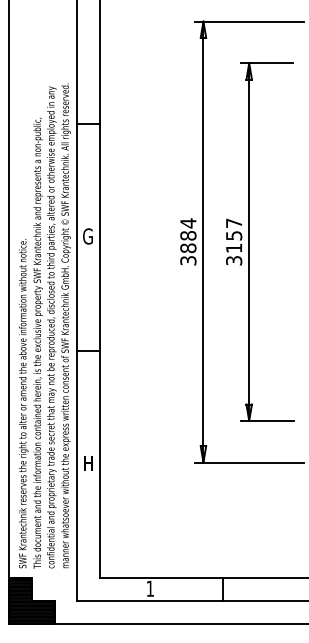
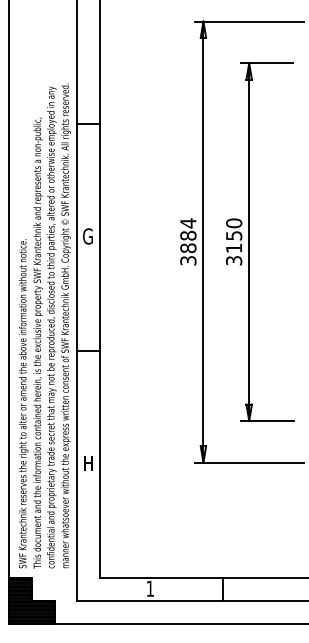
text: 3157 -> 3150 (234, 223)
